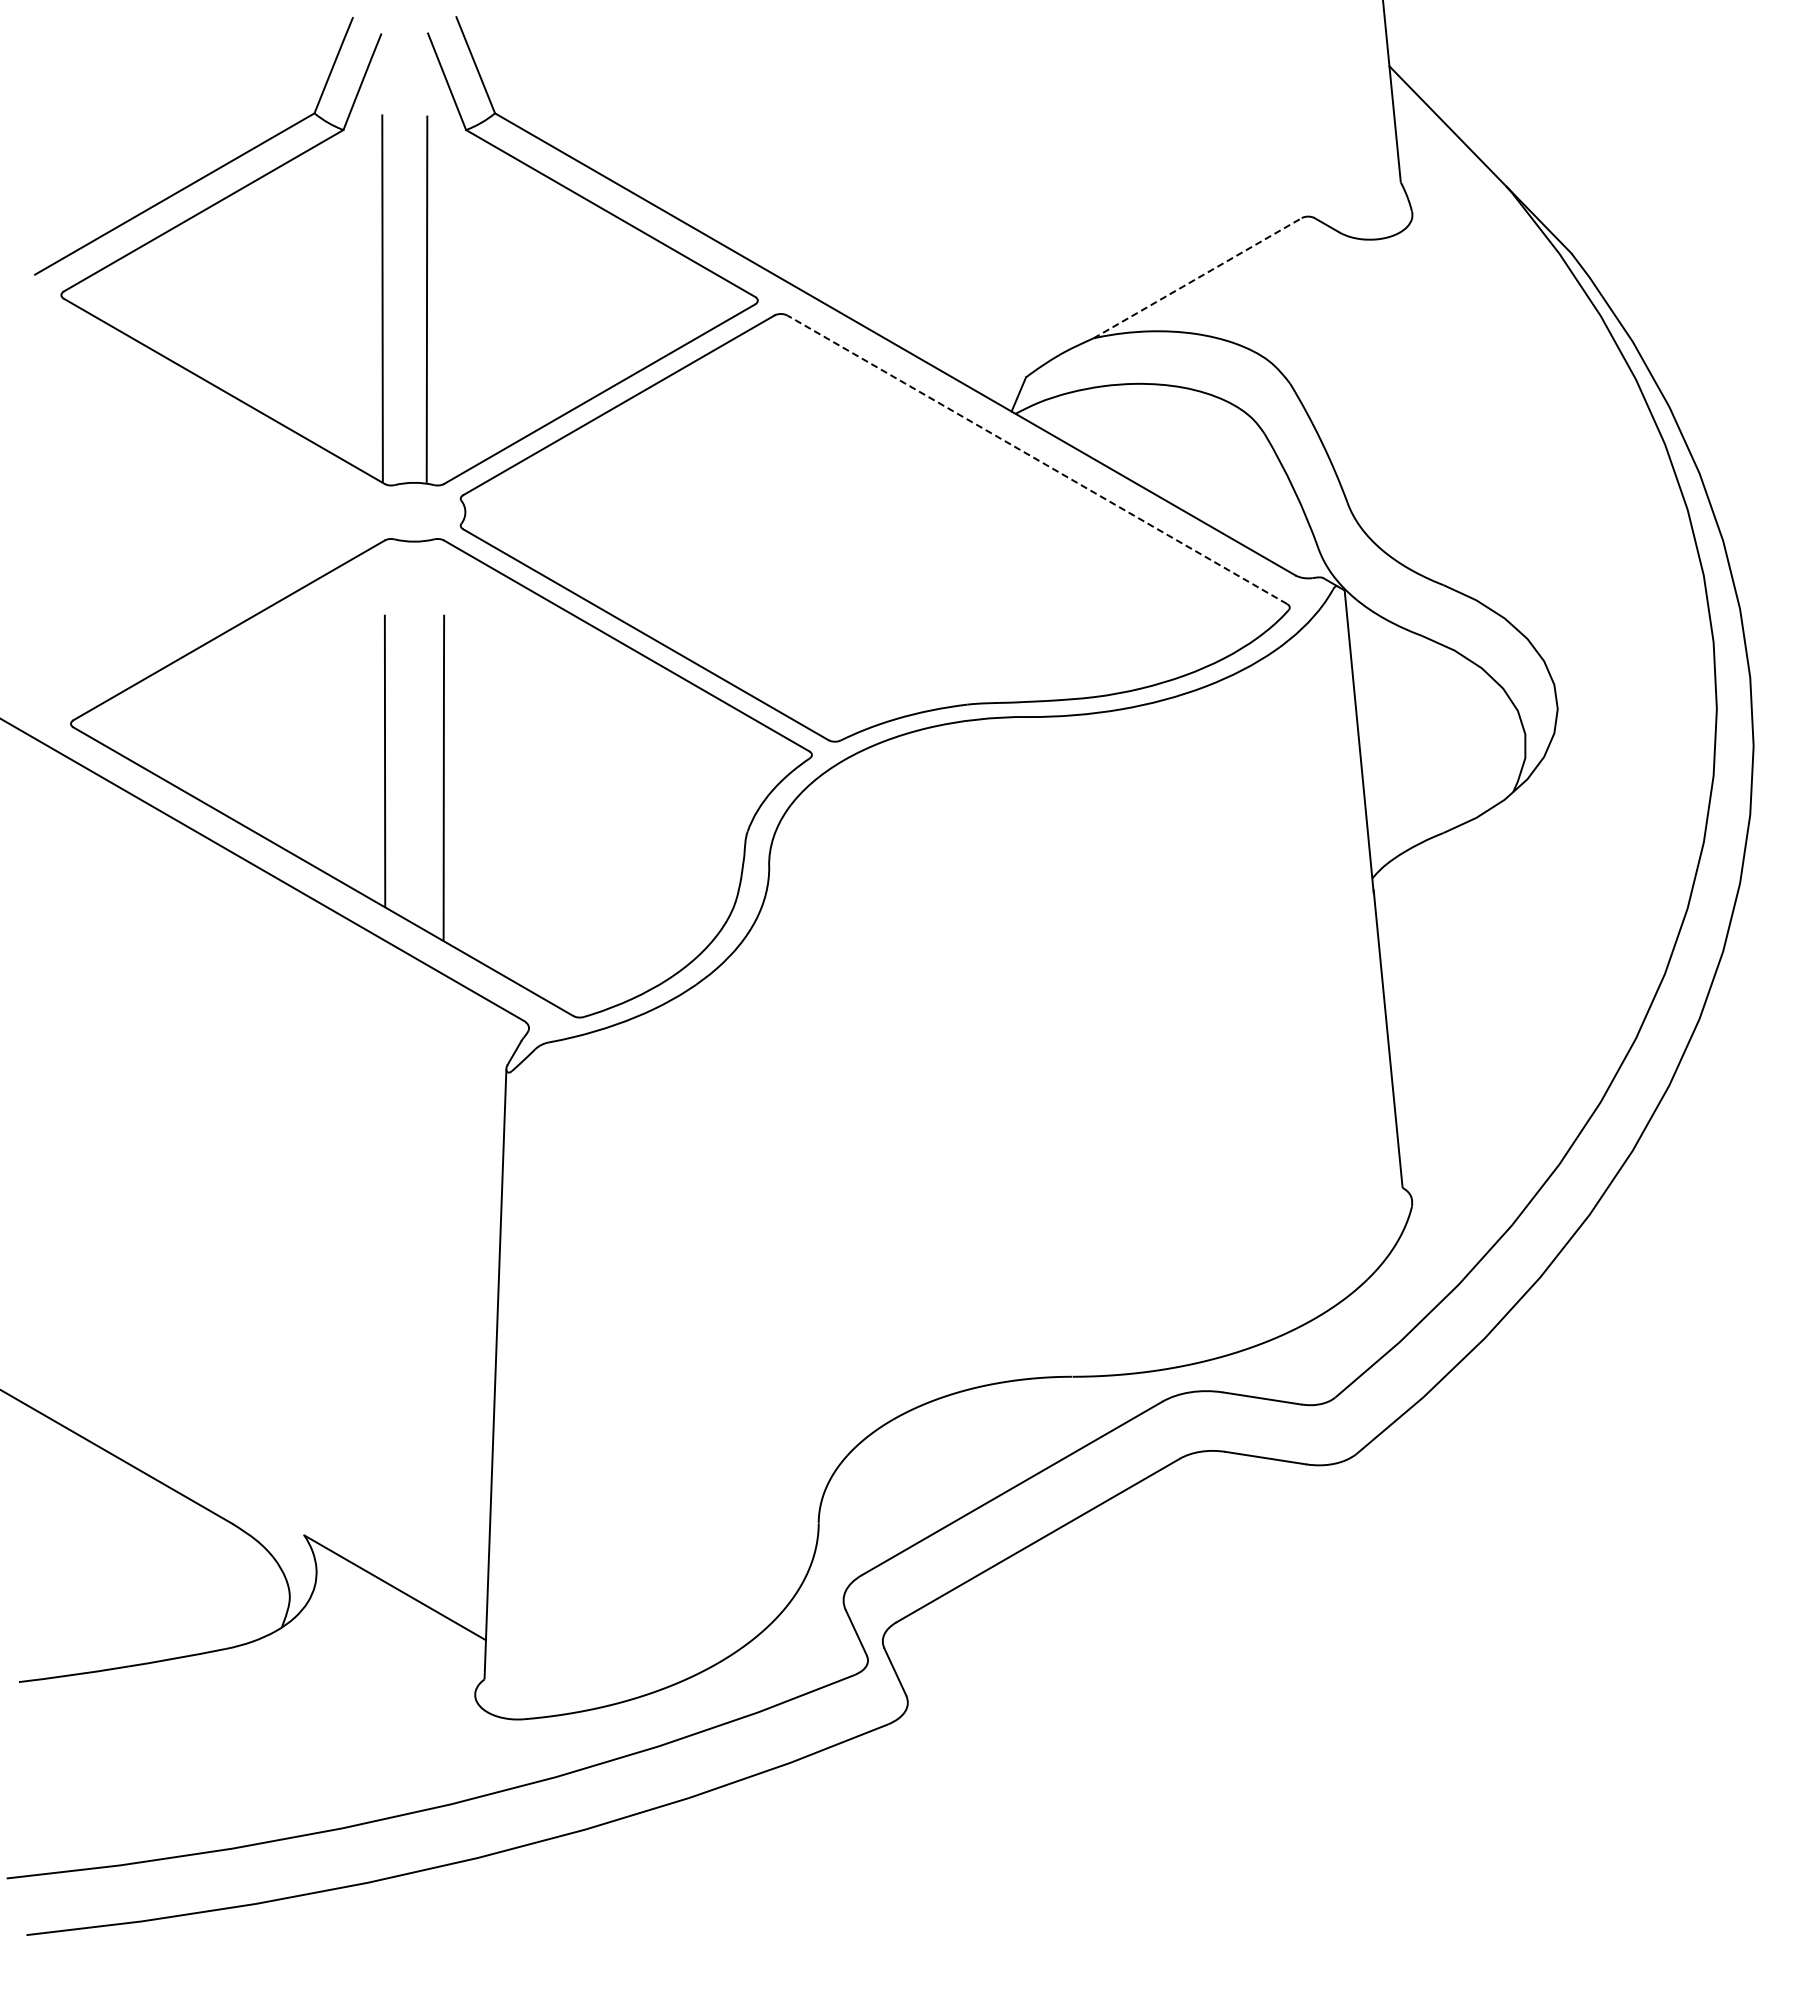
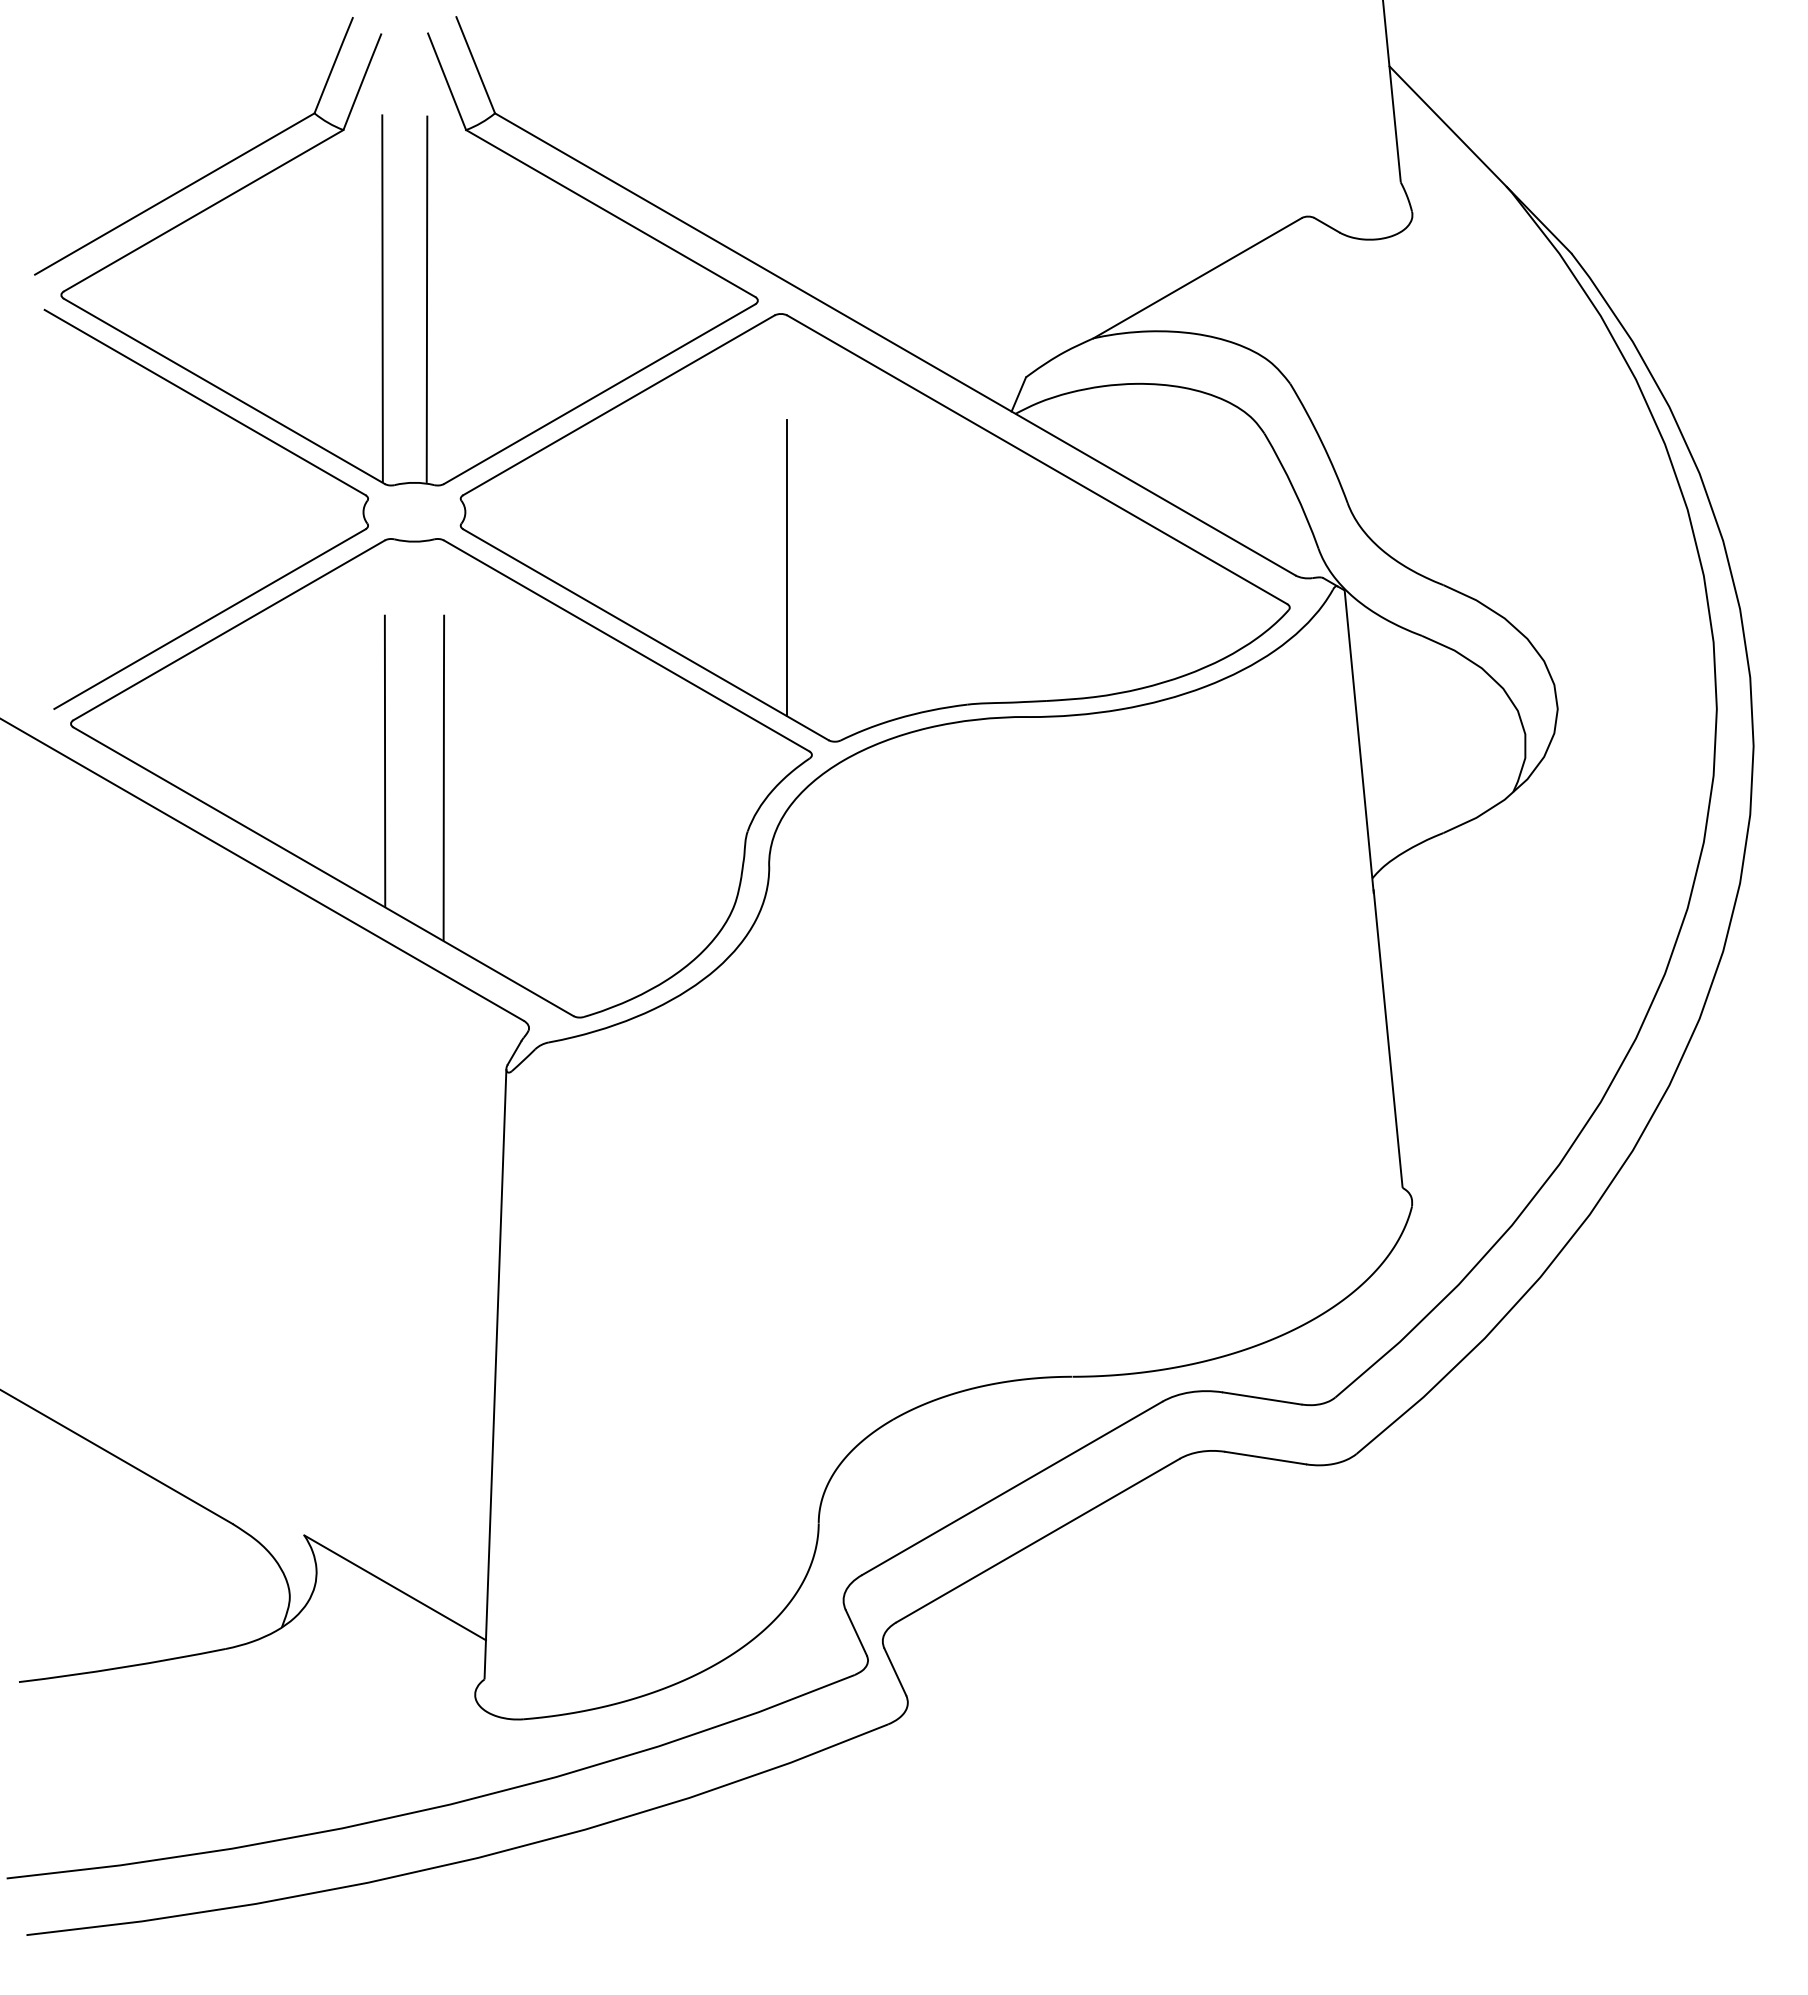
line: dashed -> solid (1198, 277)
part: none -> present (247, 428)
line: dashed -> solid (1037, 459)
line: none -> present (787, 567)
